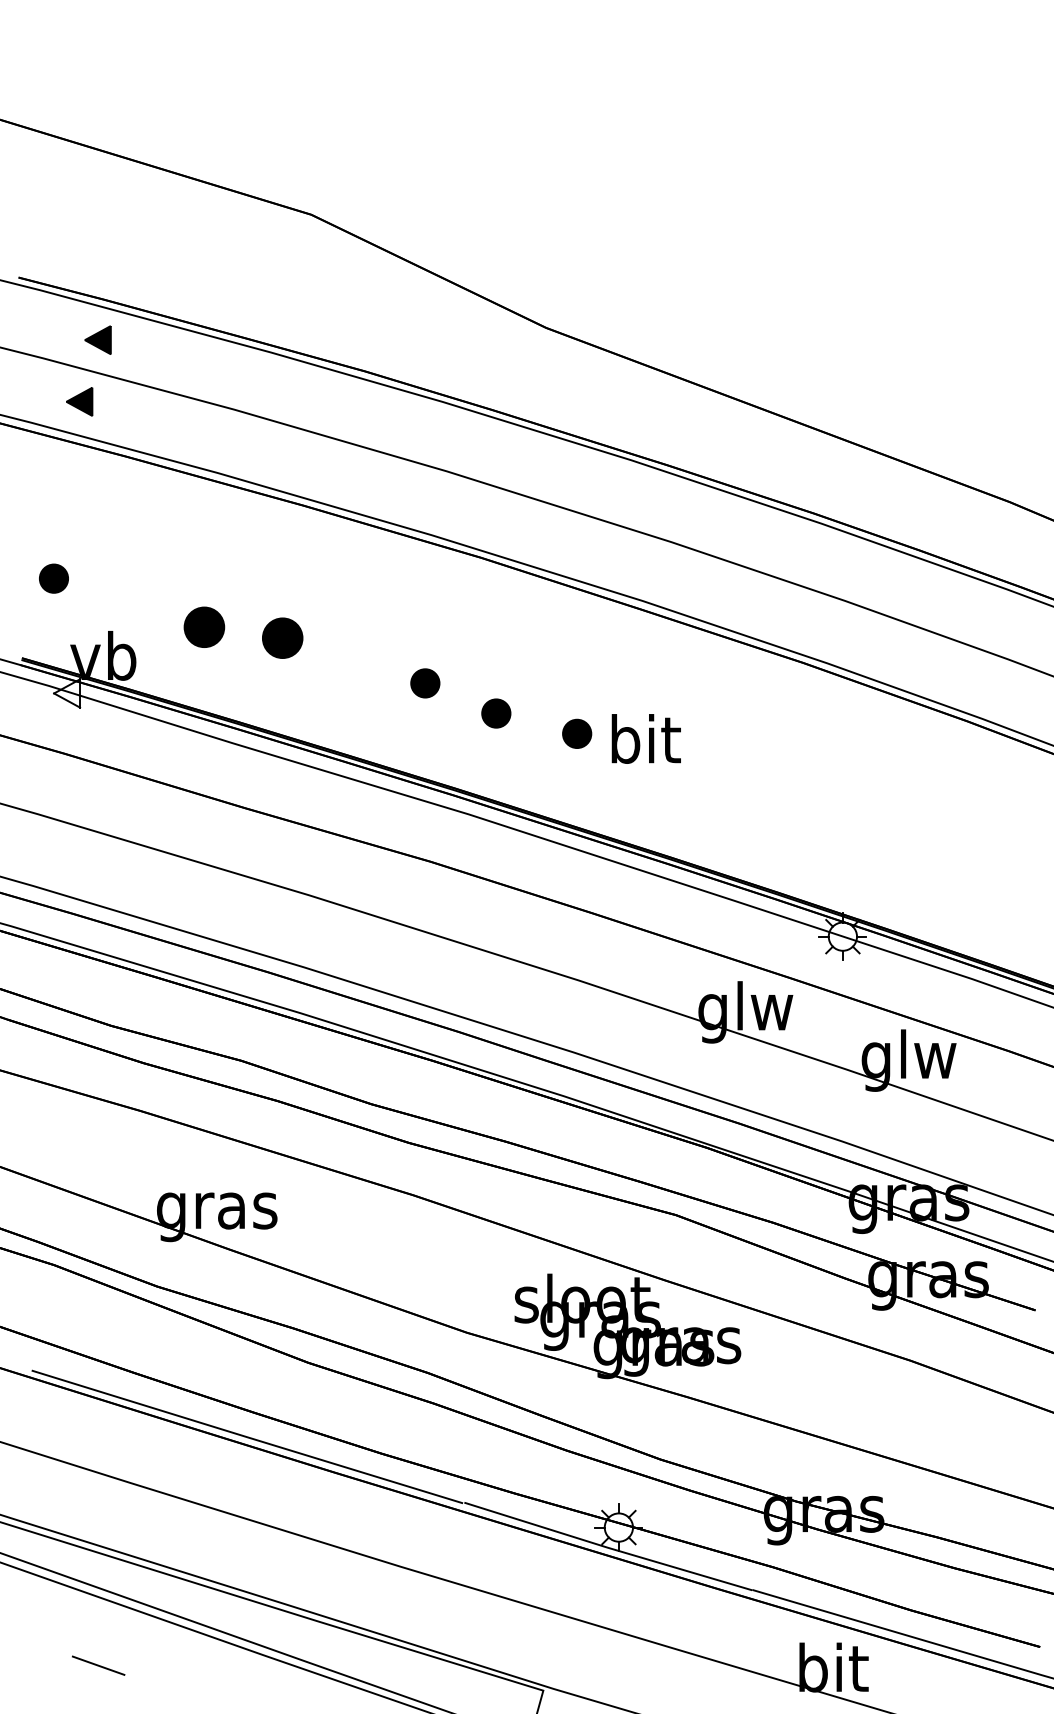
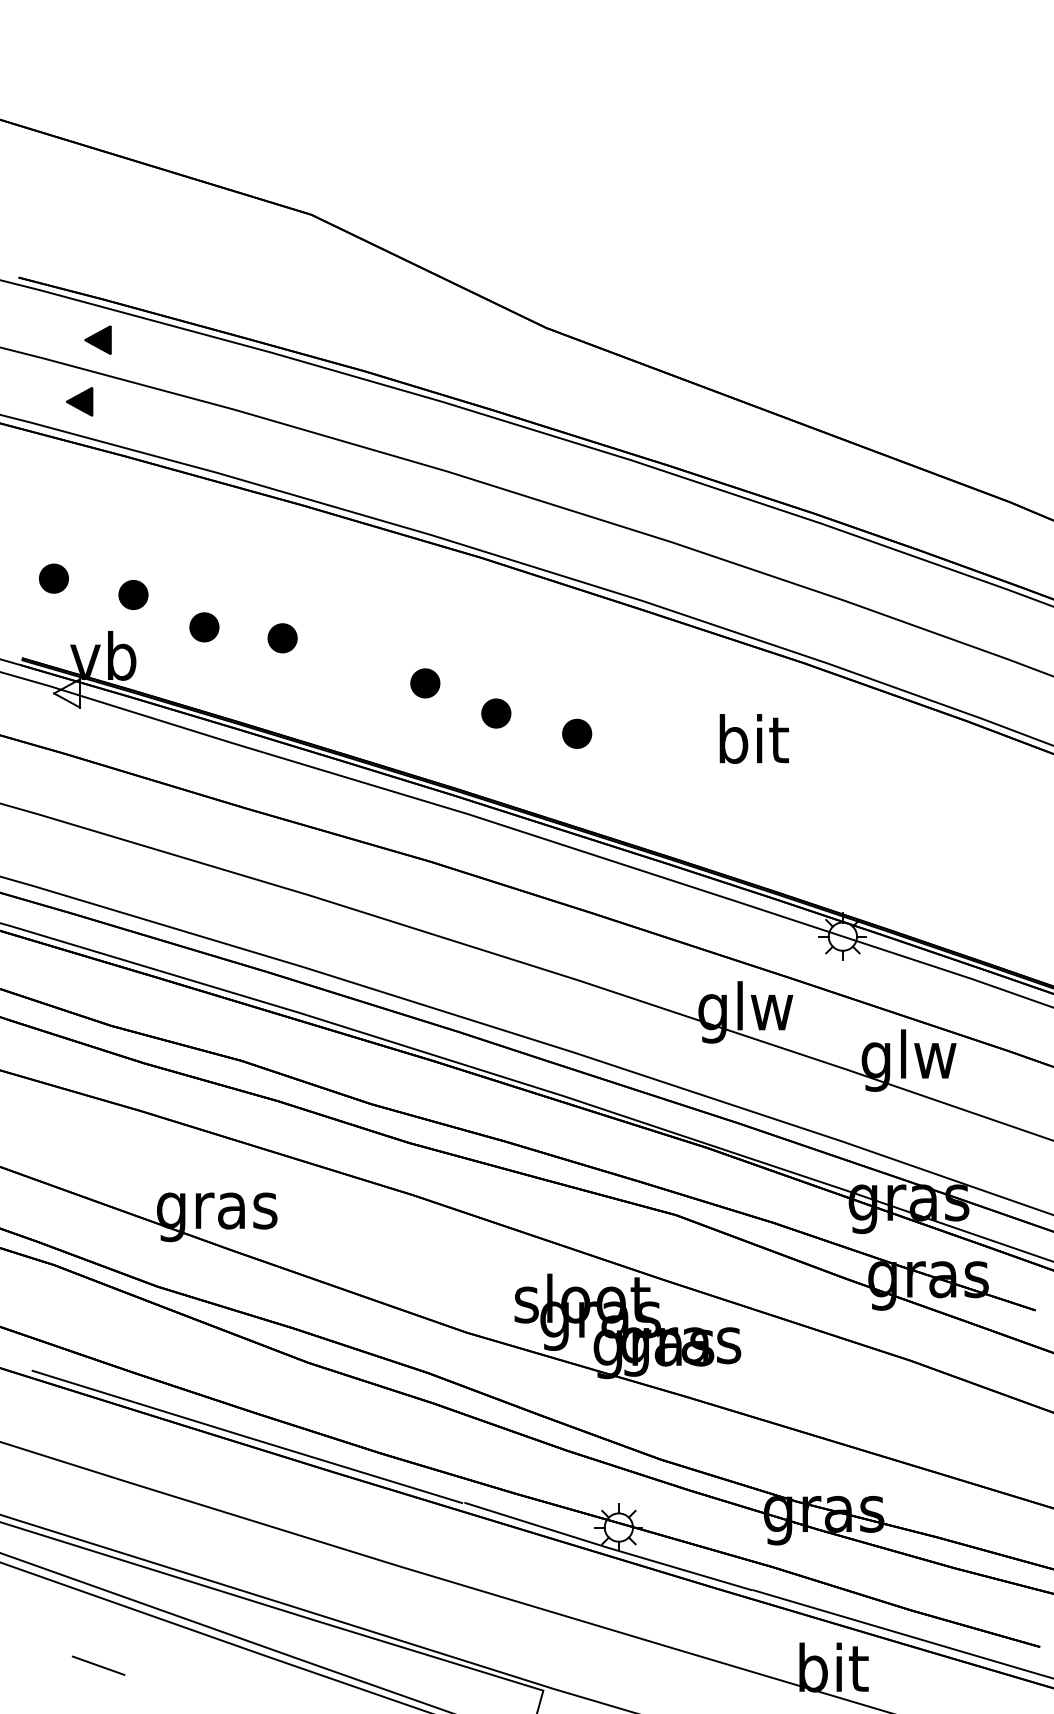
part: none -> present (133, 594)
part size: 43x42 px -> 31x31 px (204, 627)
part size: 42x42 px -> 31x31 px (282, 638)
text position: (645, 738) -> (753, 738) (753, 738)
